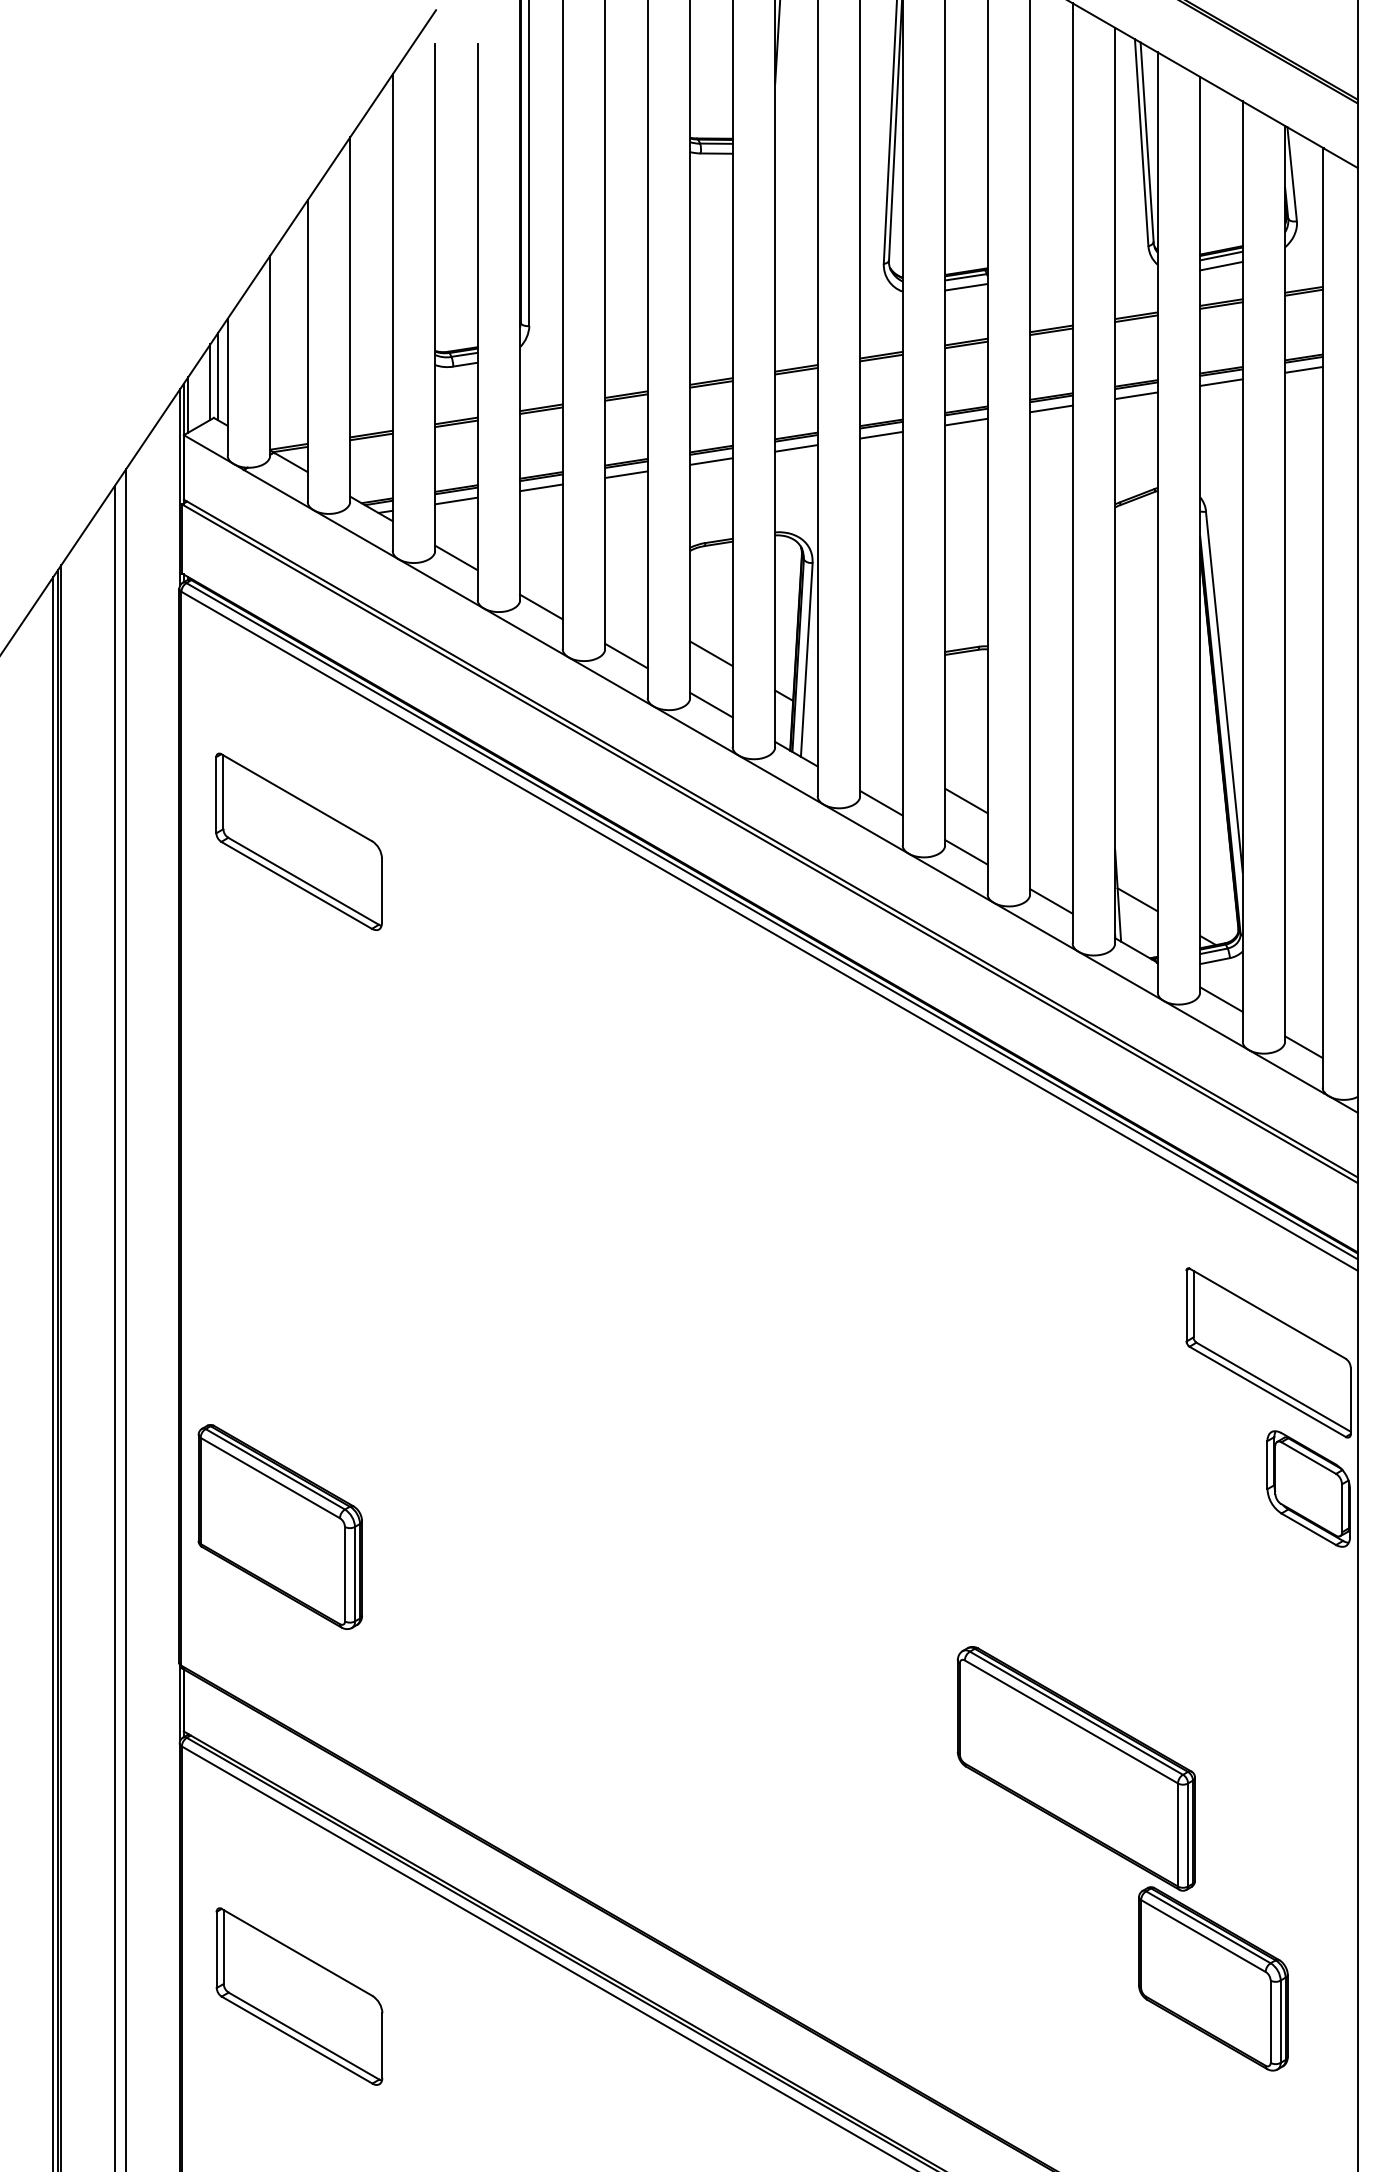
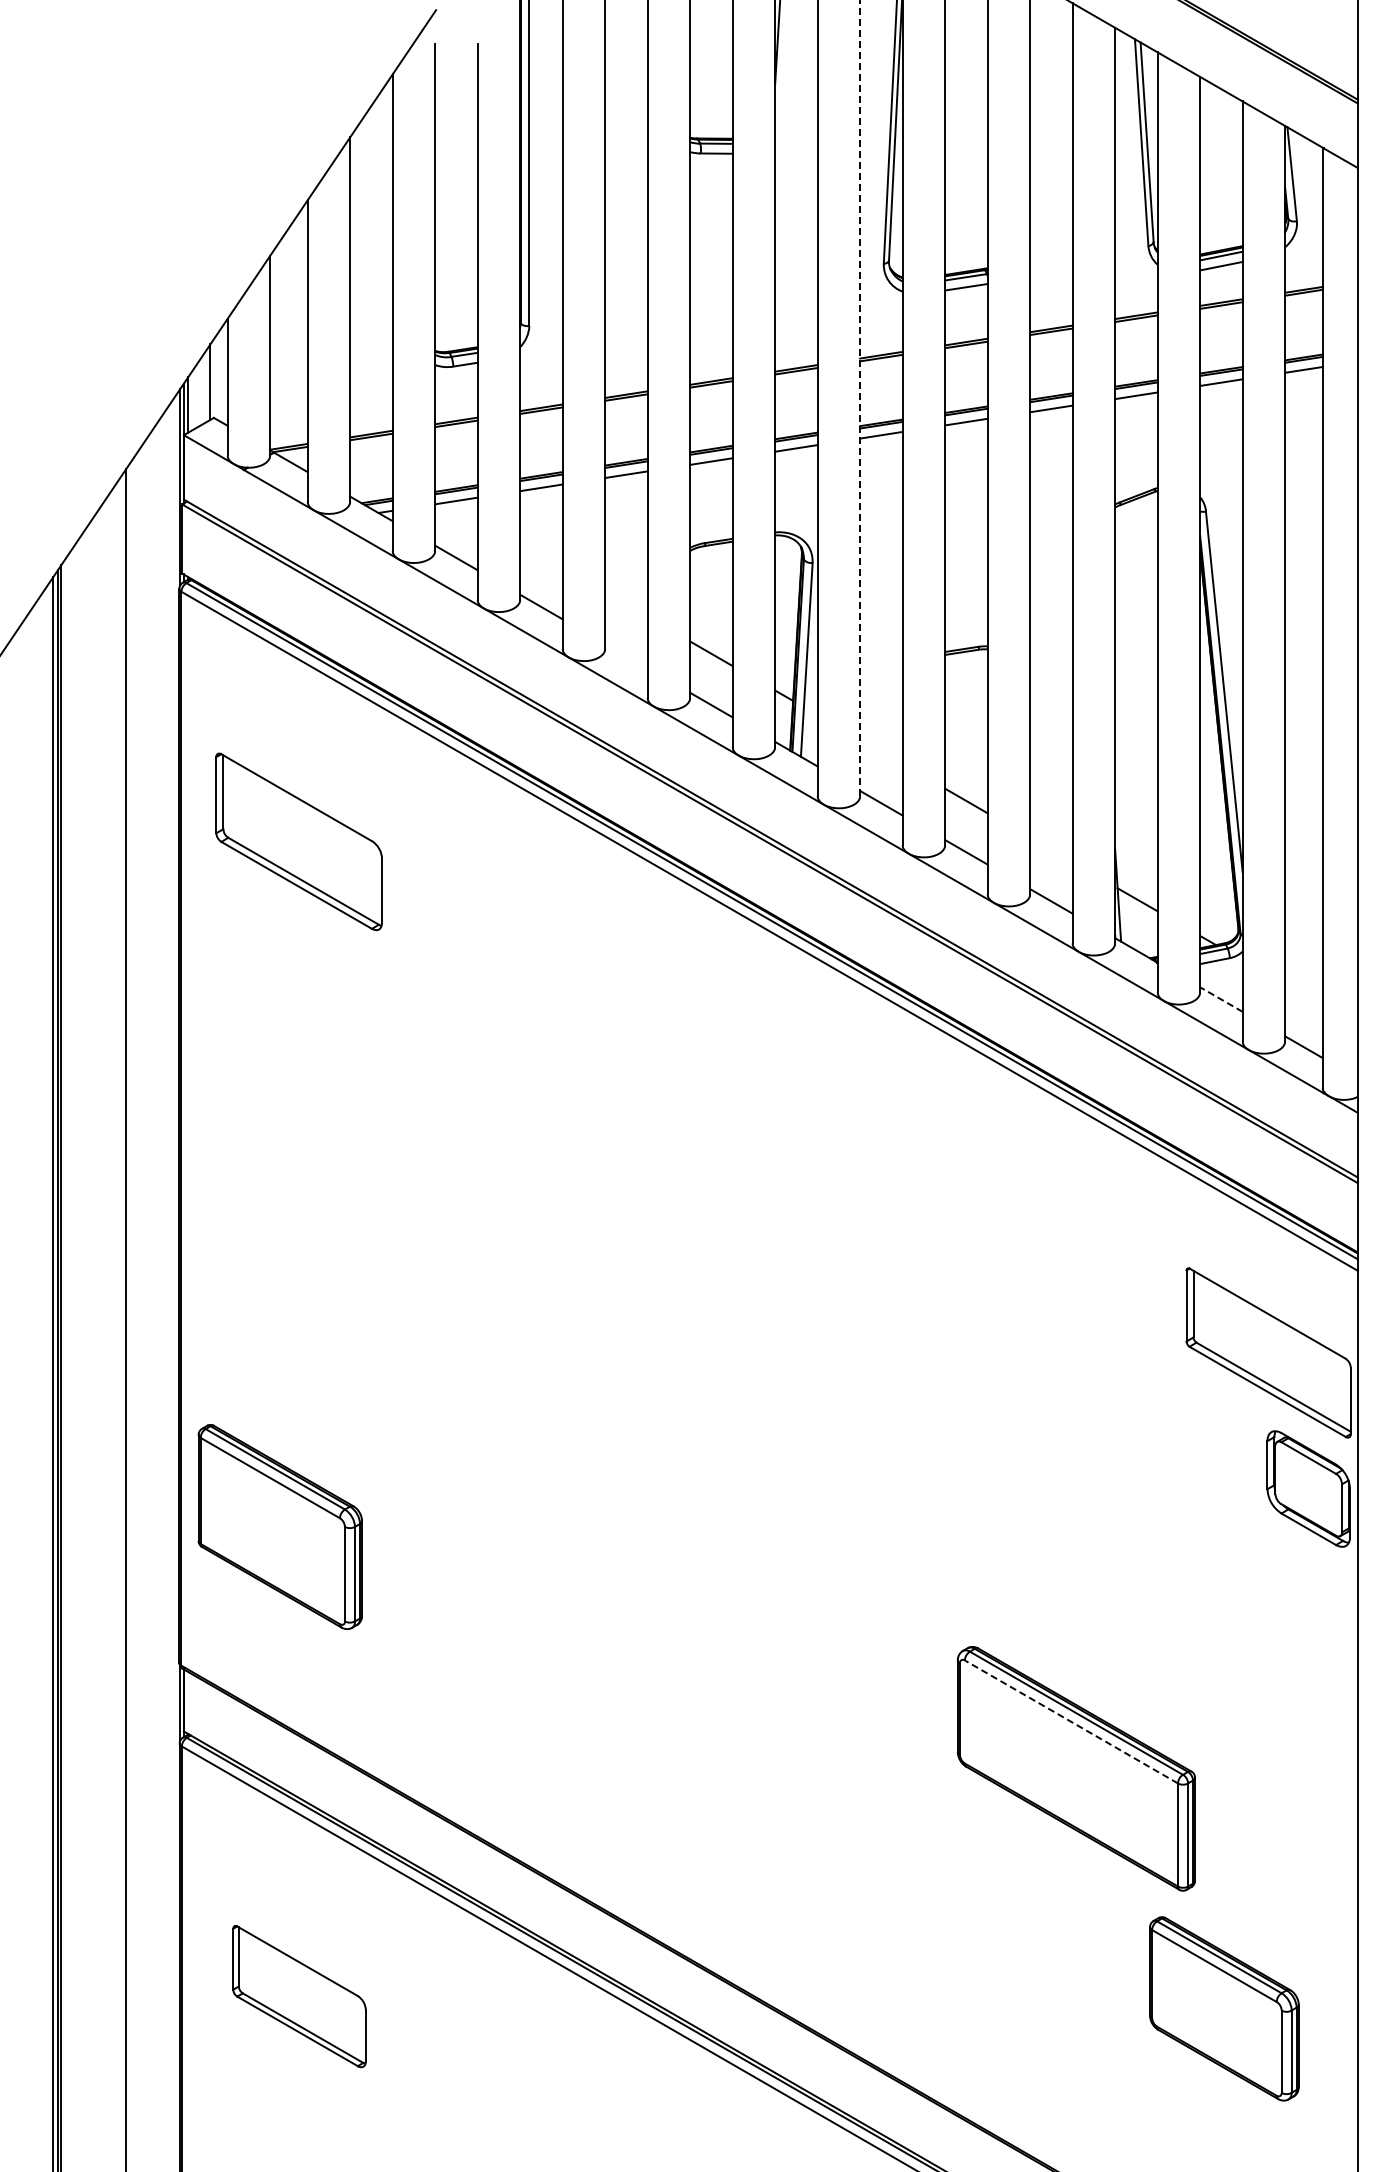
line: present -> none (217, 376)
line: solid -> dashed (860, 398)
line: present -> none (626, 655)
line: solid -> dashed (1221, 999)
line: present -> none (115, 1326)
line: solid -> dashed (1071, 1721)
part position: (1213, 1978) -> (1224, 2008) (1224, 2008)
part size: 169x179 px -> 135x144 px (299, 1996)
